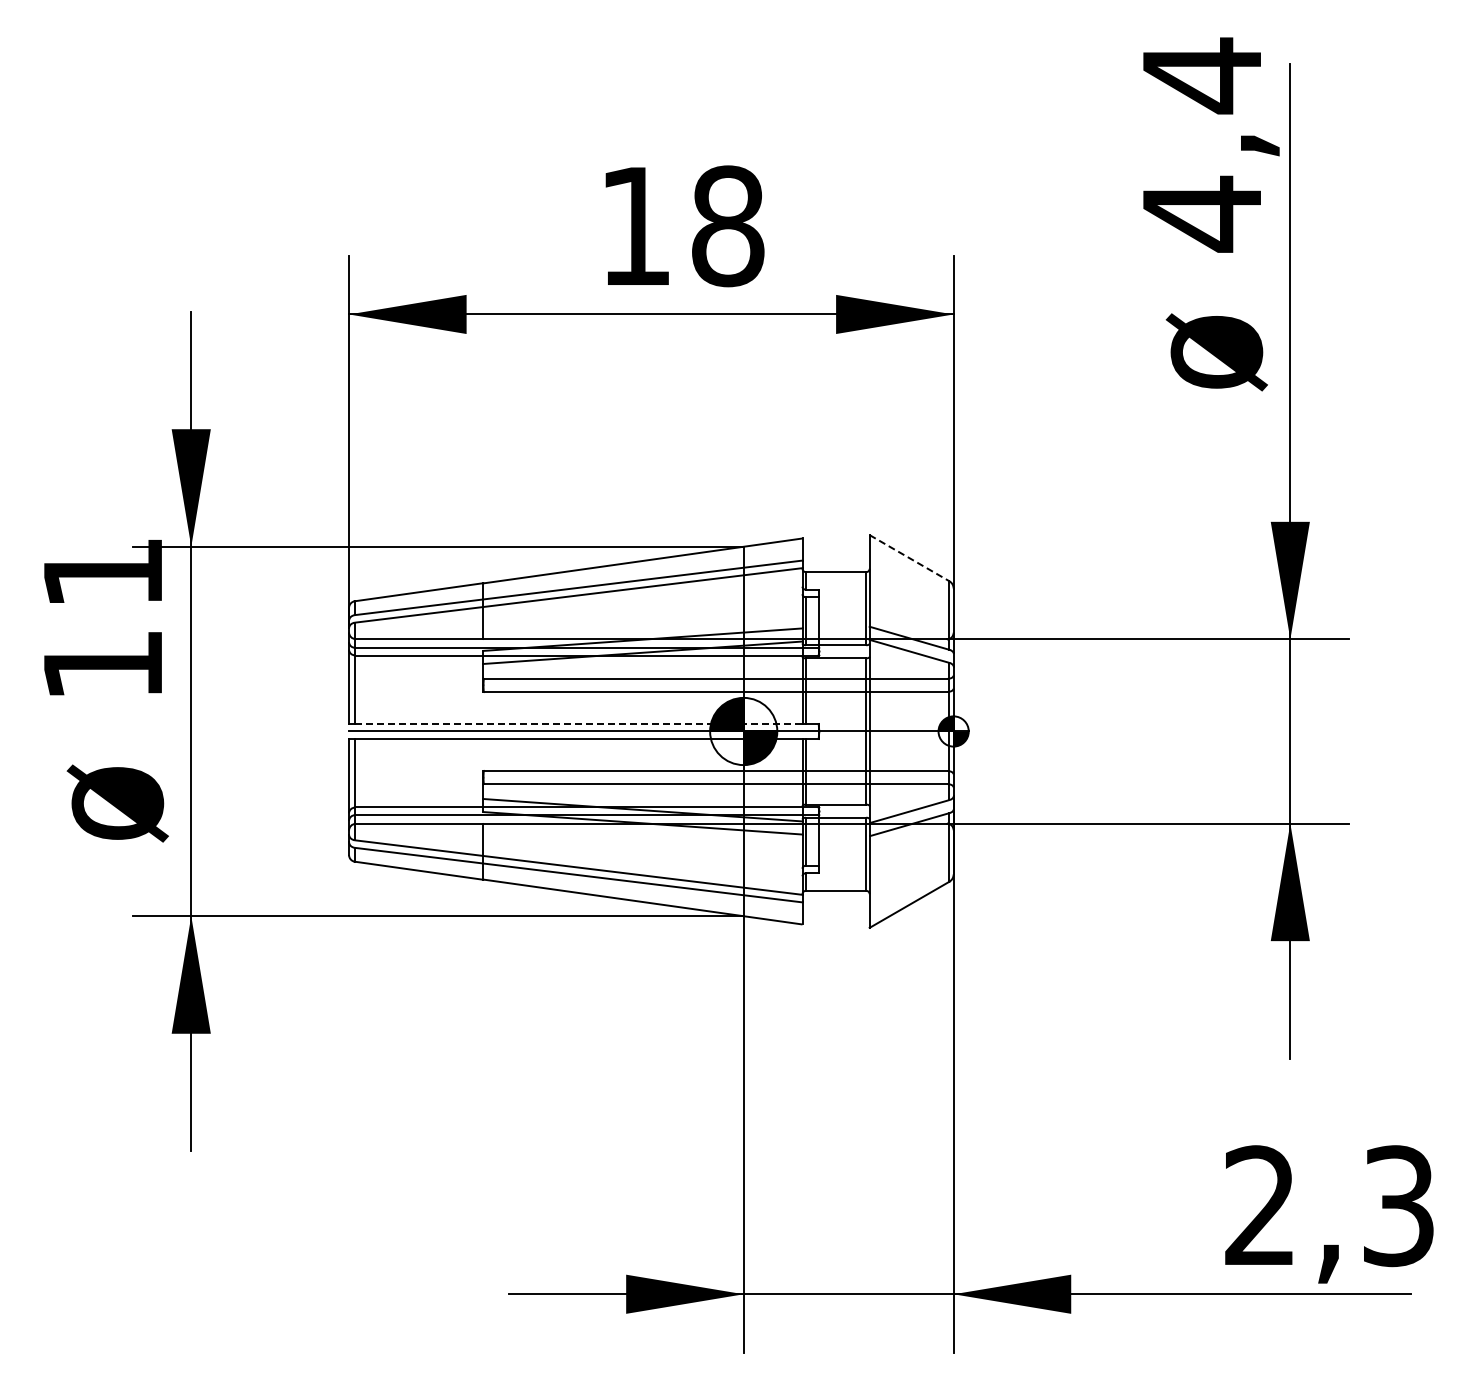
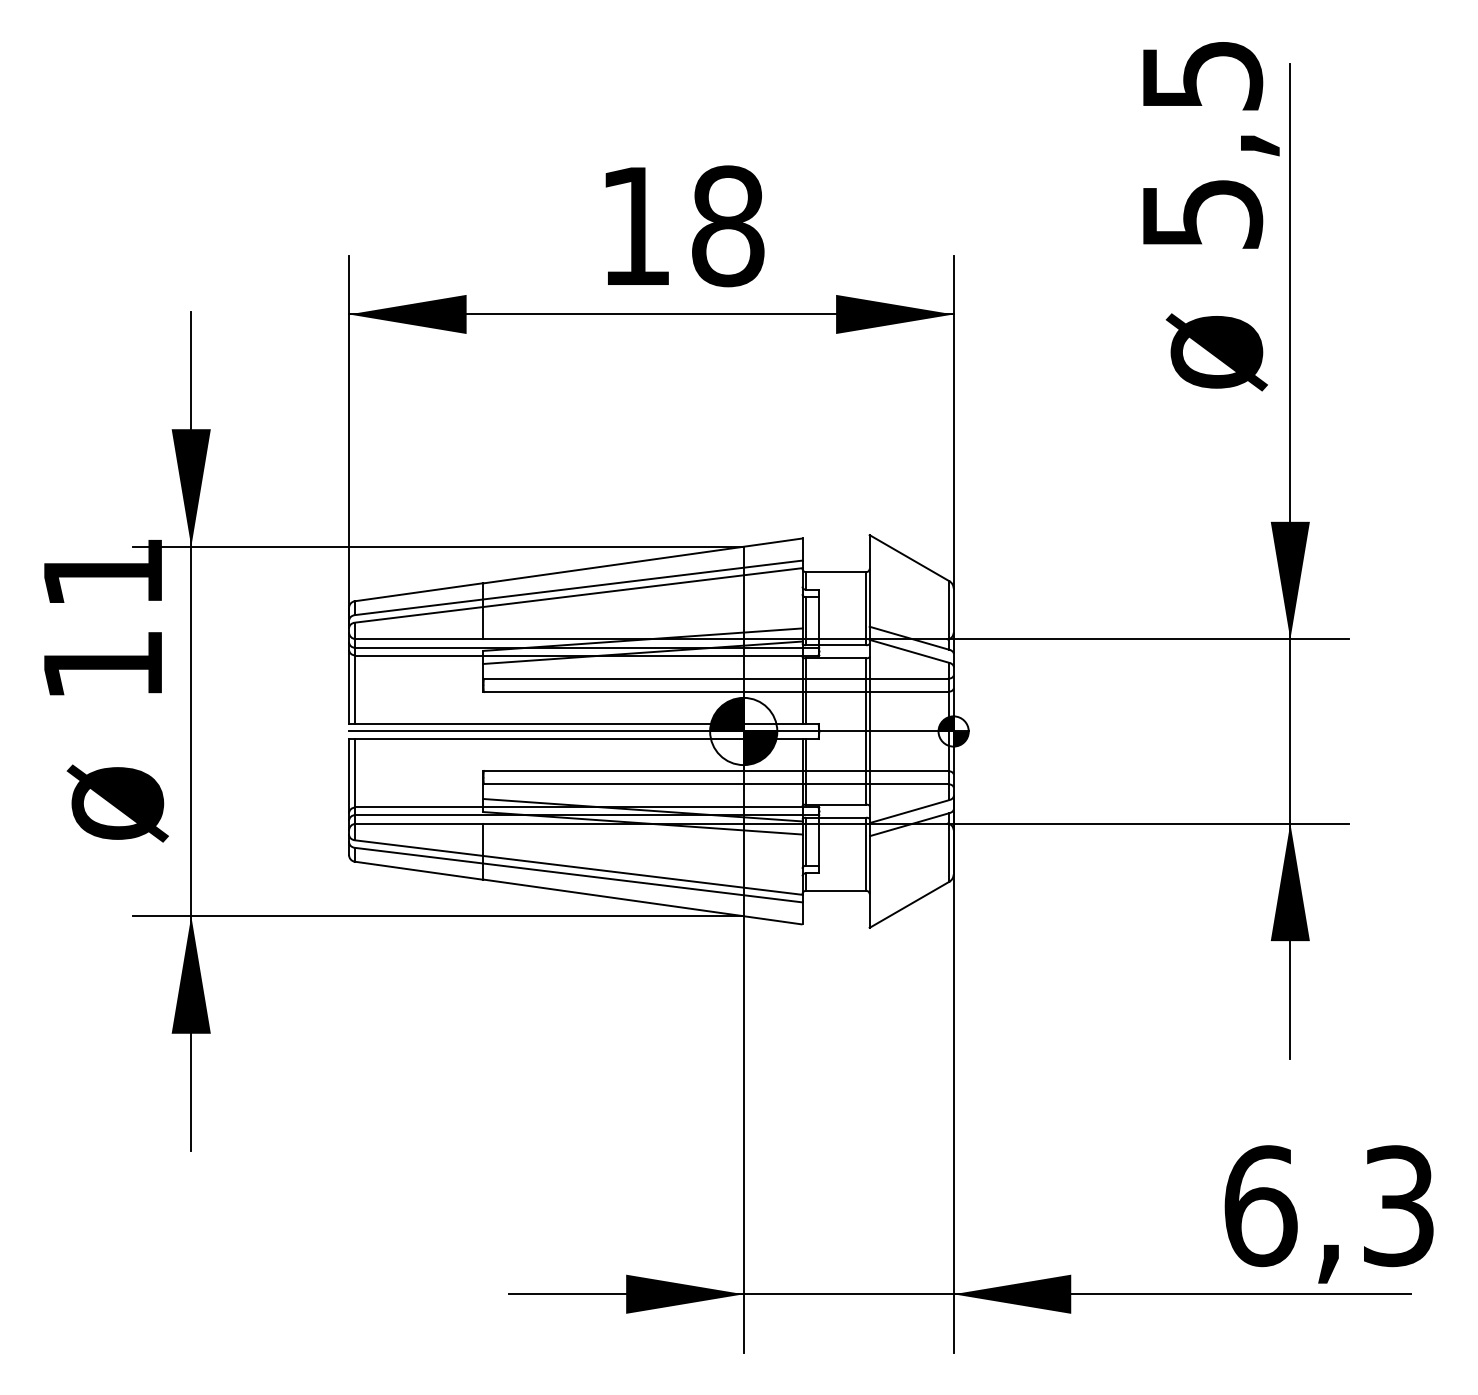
text: 4,4 -> 5,5 (1203, 144)
line: dashed -> solid (909, 558)
line: dashed -> solid (578, 723)
text: 2,3 -> 6,3 (1260, 1206)
